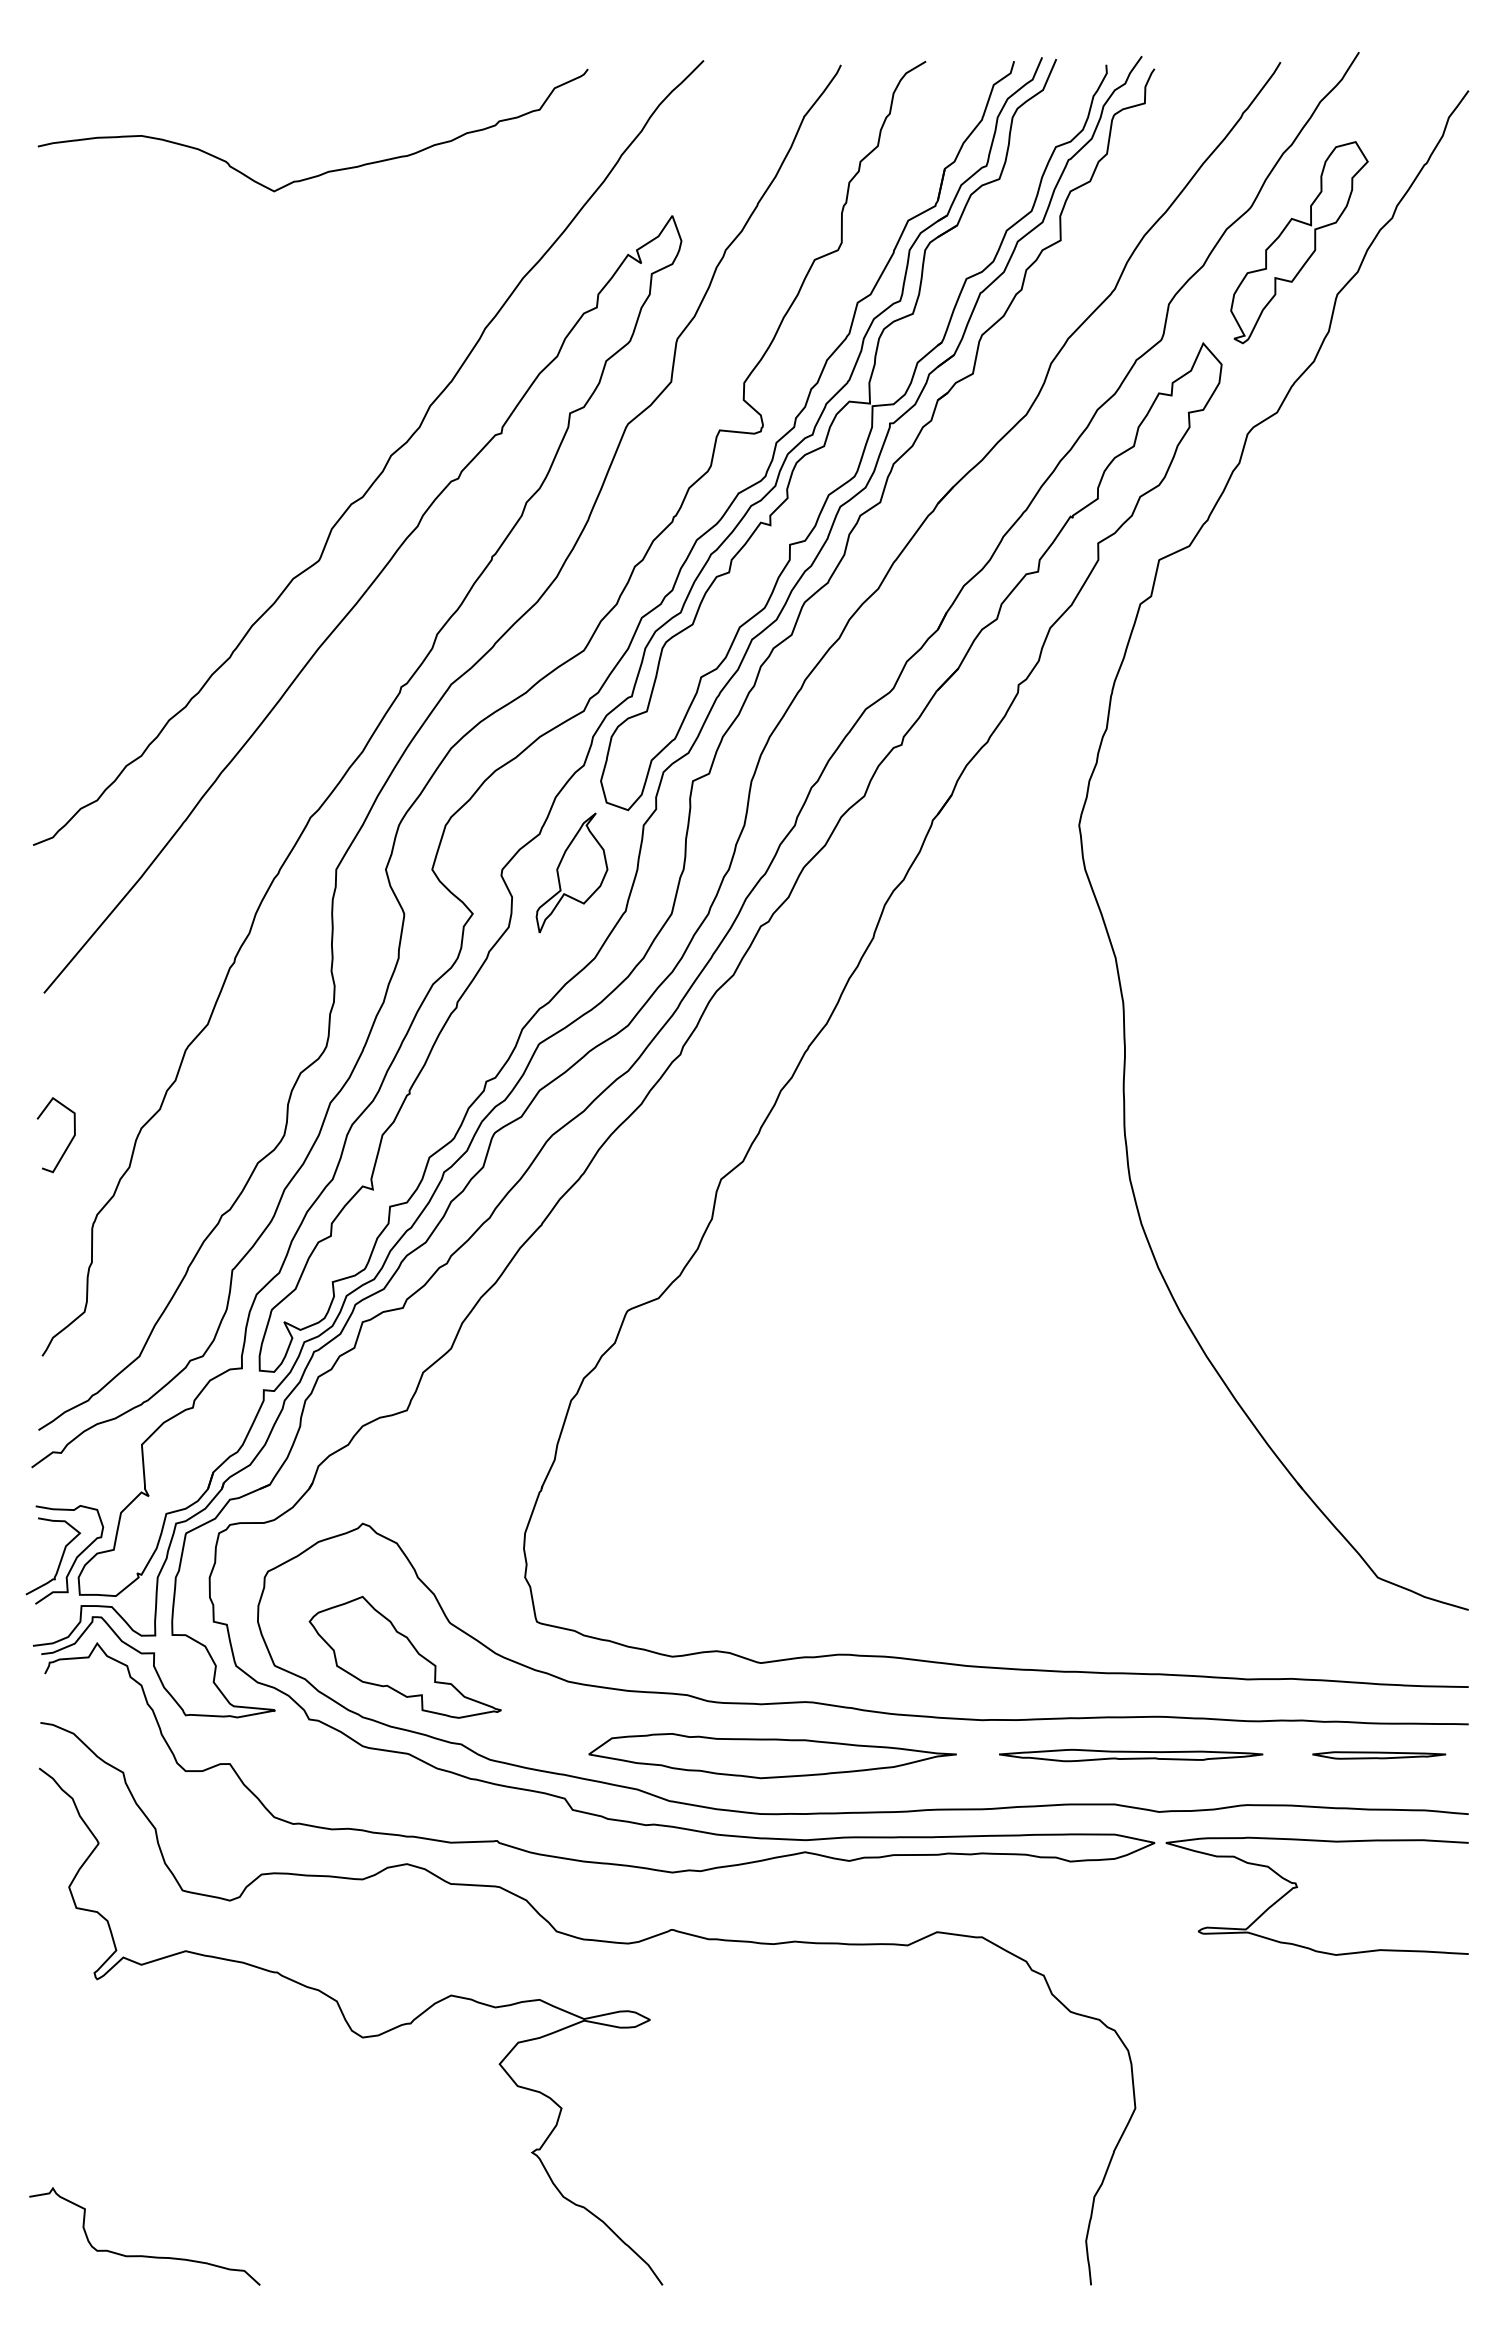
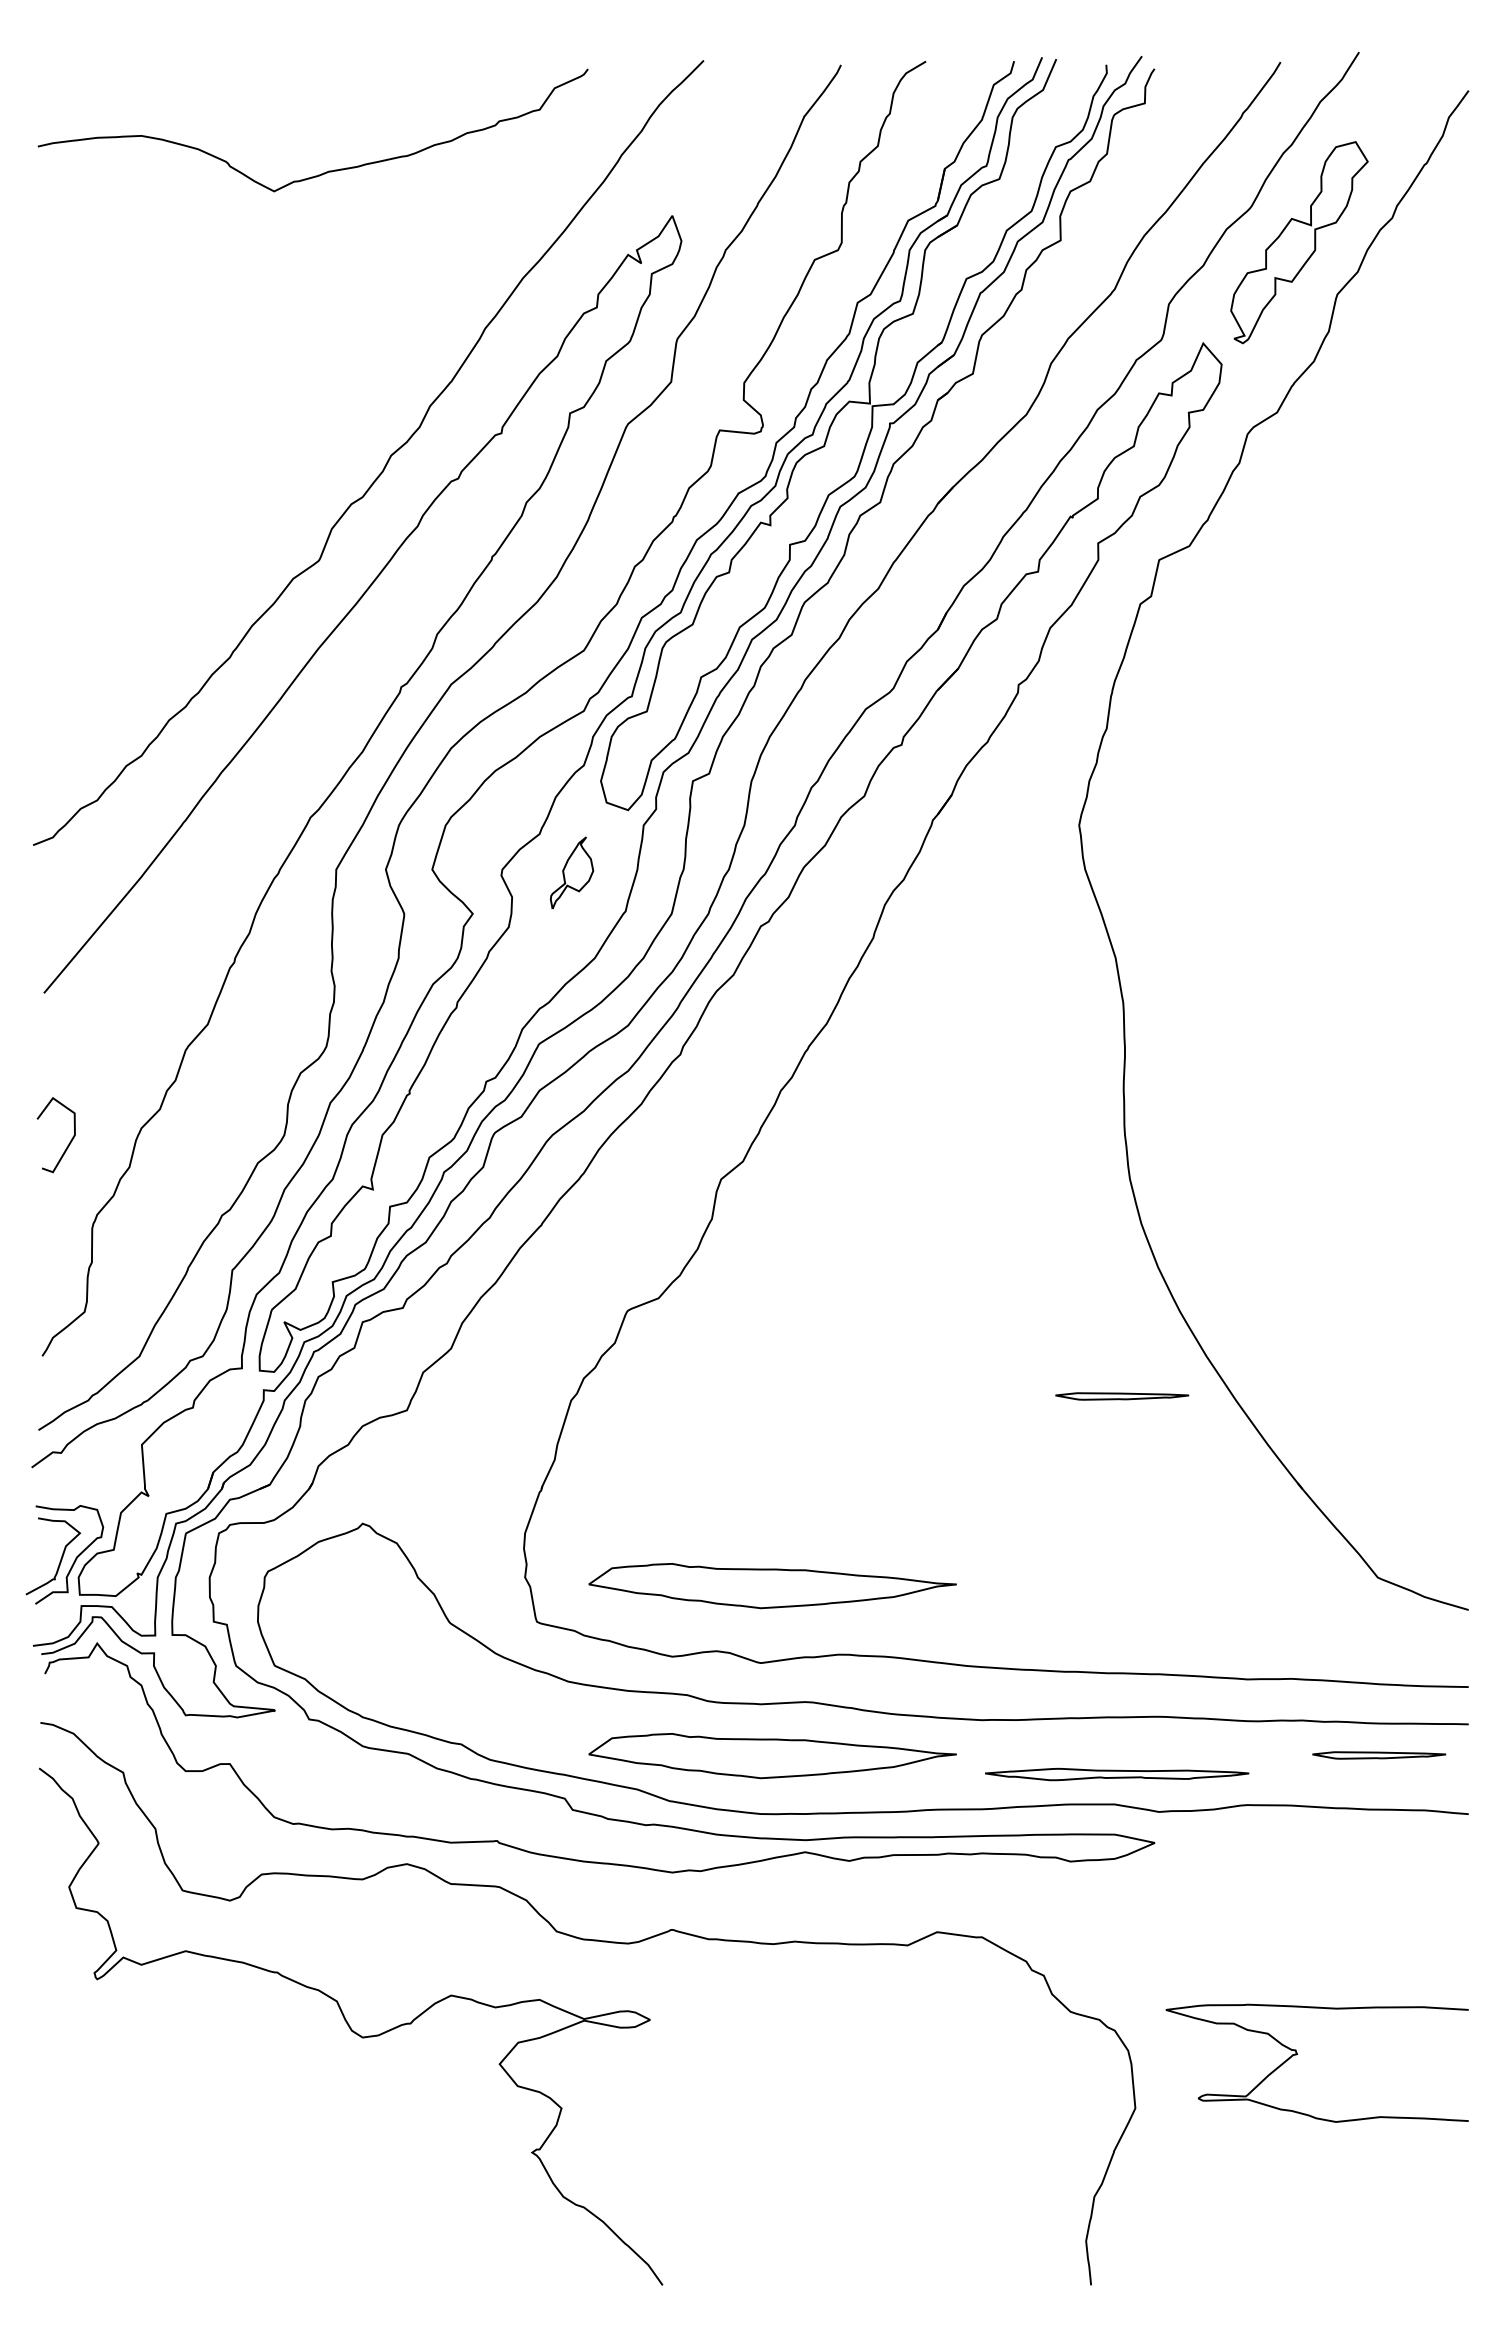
part size: 74x122 px -> 46x74 px (571, 872)
part: none -> present (1122, 1396)
part: none -> present (772, 1586)
part: present -> none (404, 1656)
part position: (1131, 1755) -> (1117, 1774) (1117, 1774)
curve position: (1298, 1887) -> (1298, 2054) (1298, 2054)
curve: present -> none (144, 2255)
